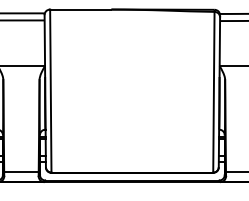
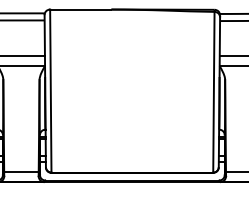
line: none -> present (23, 55)
line: none -> present (232, 55)
